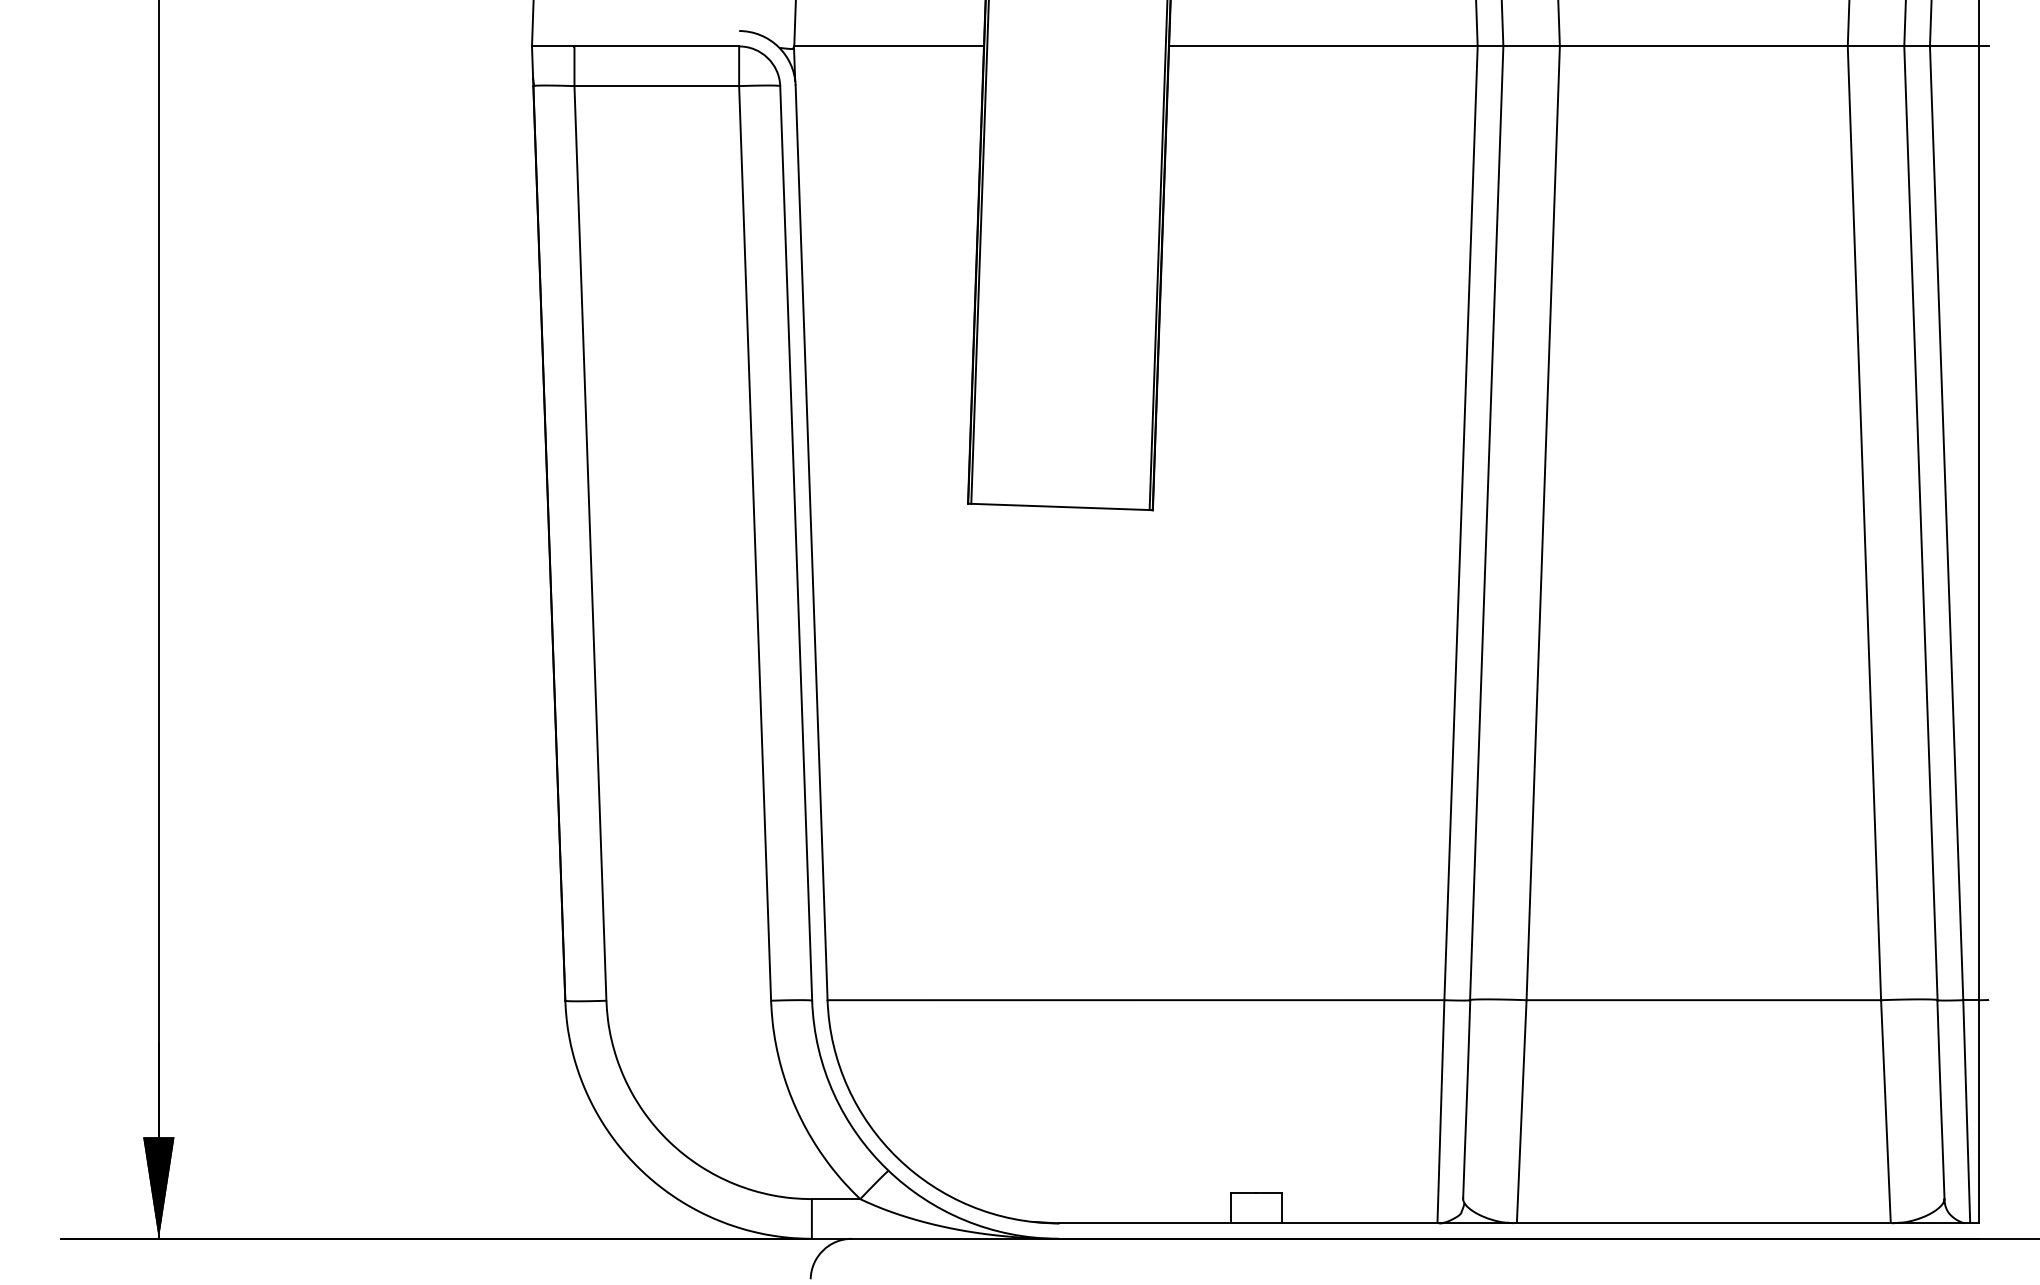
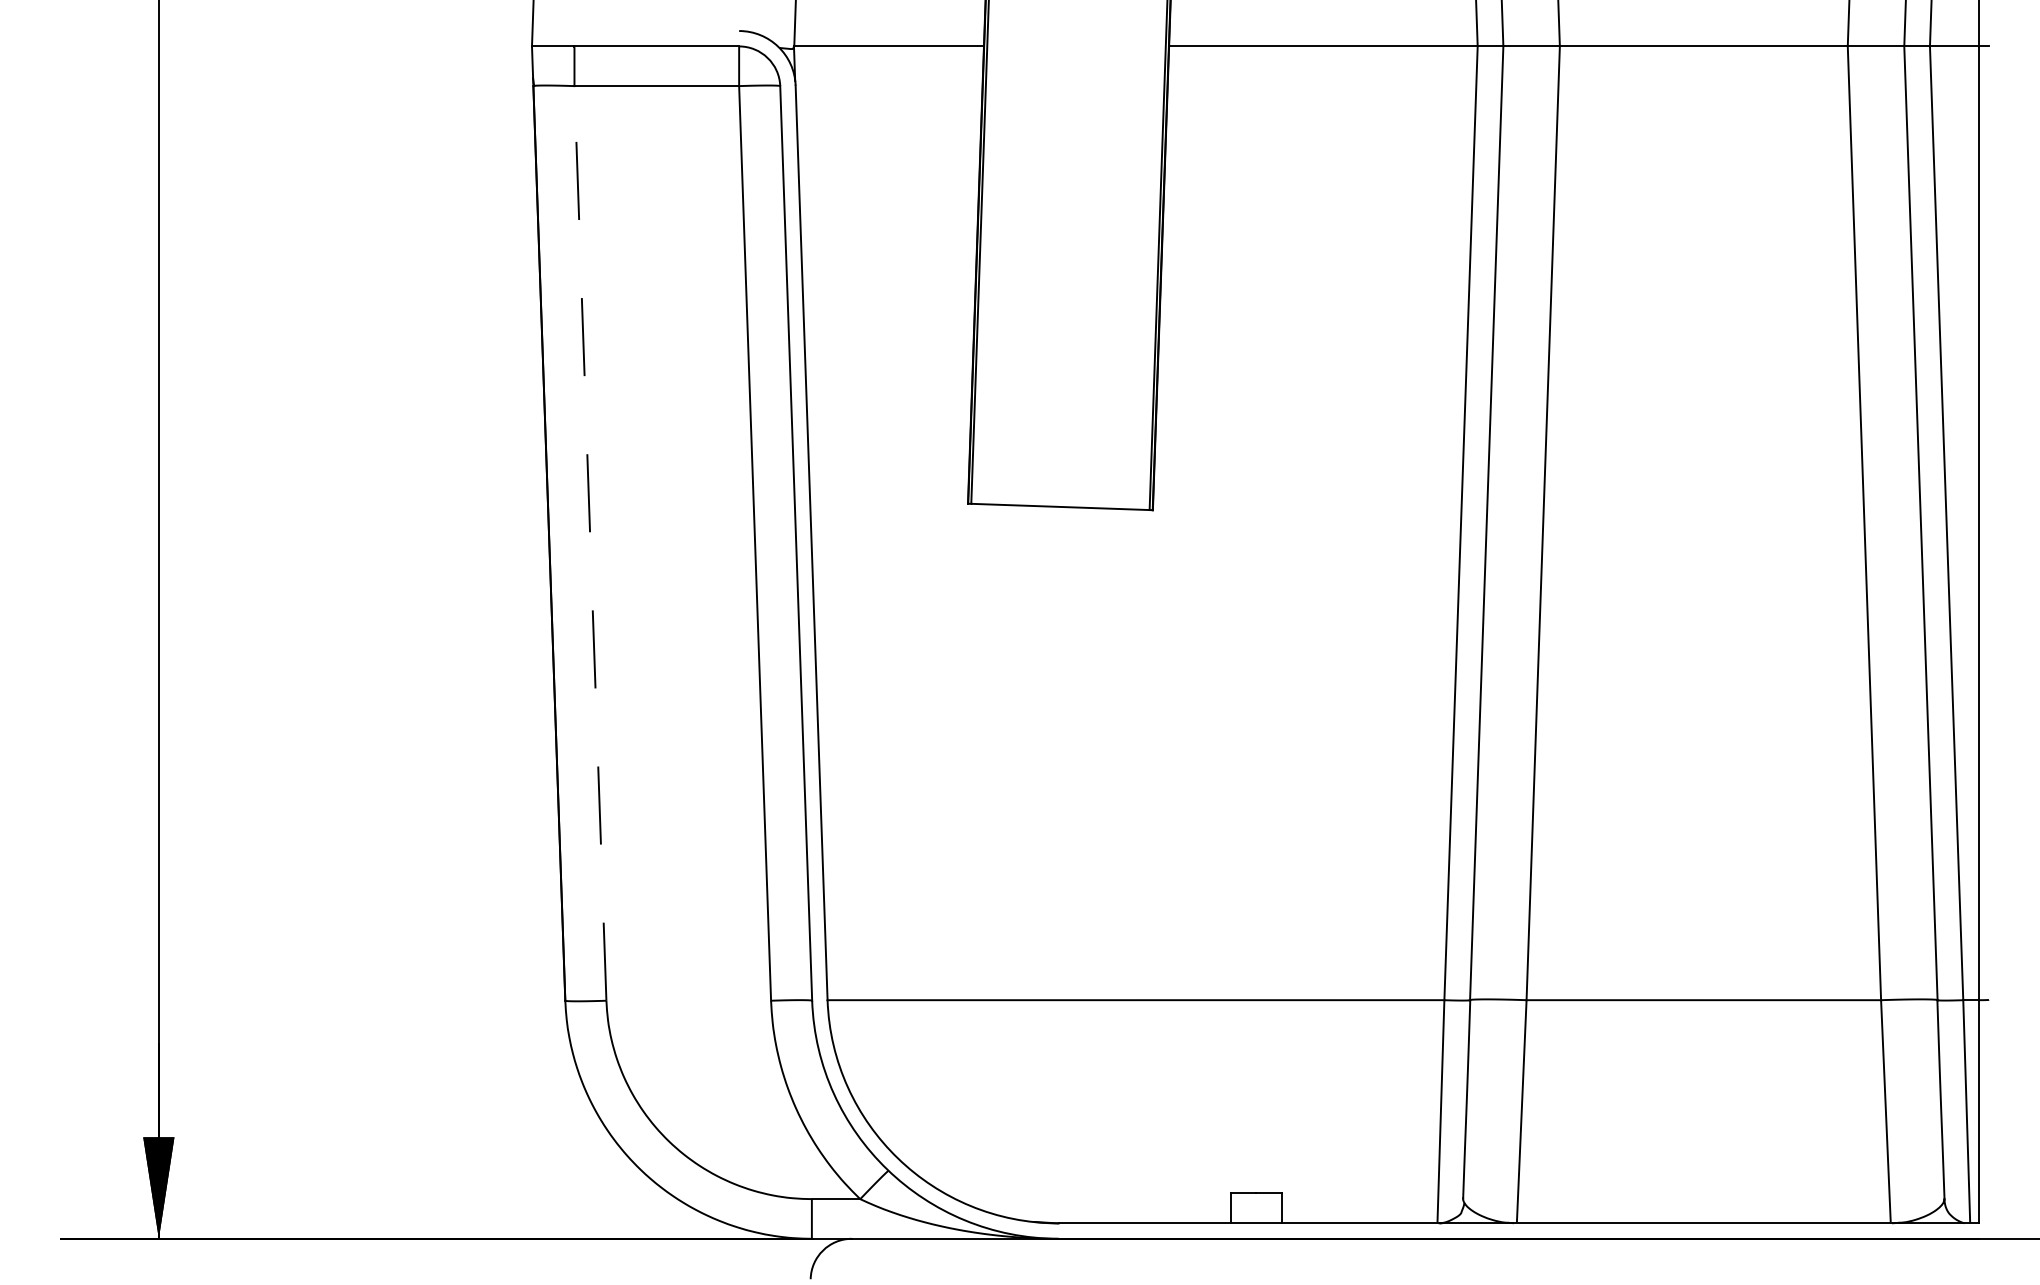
line: solid -> dashed (590, 543)
